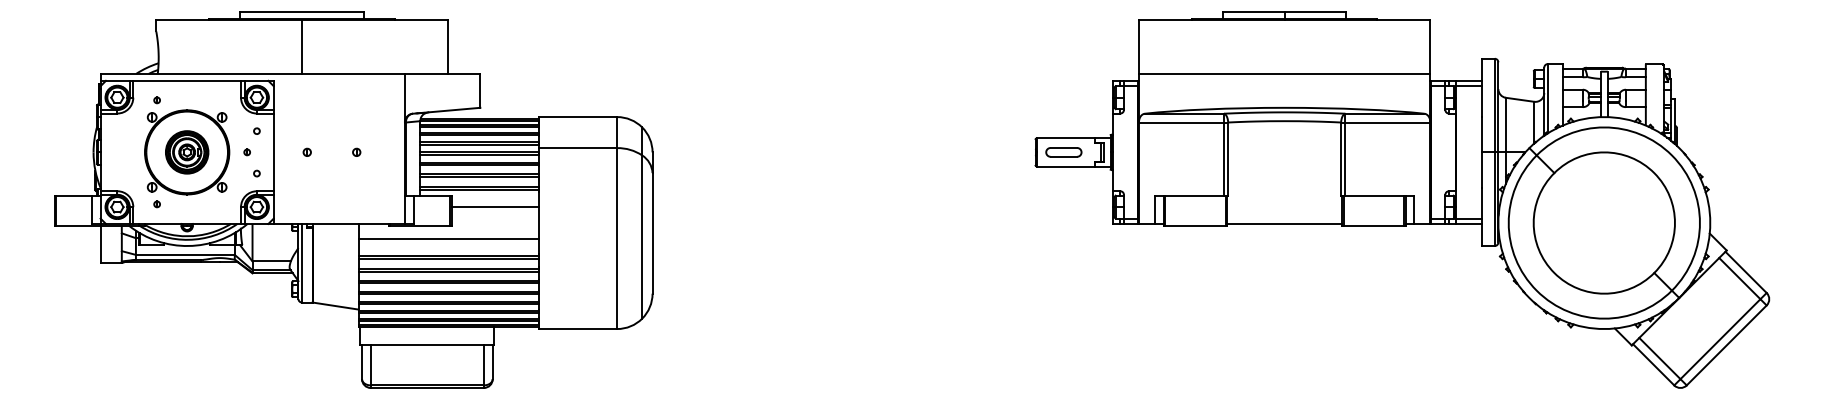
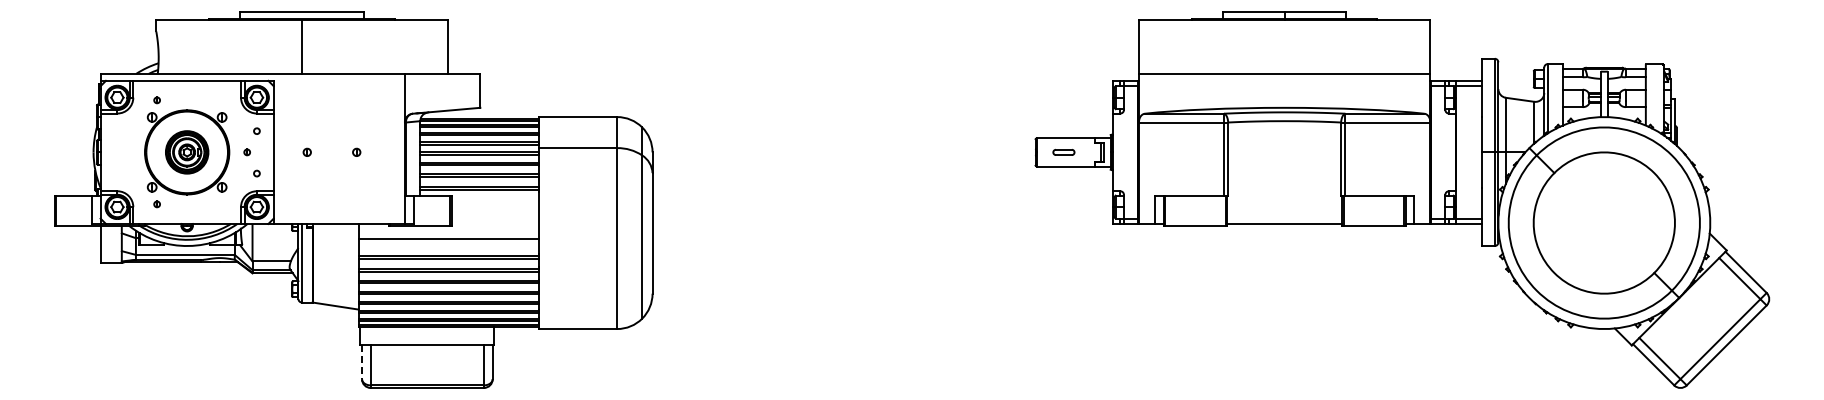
part size: 38x11 px -> 24x7 px (1063, 152)
line: present -> none (495, 207)
line: solid -> dashed (362, 362)
